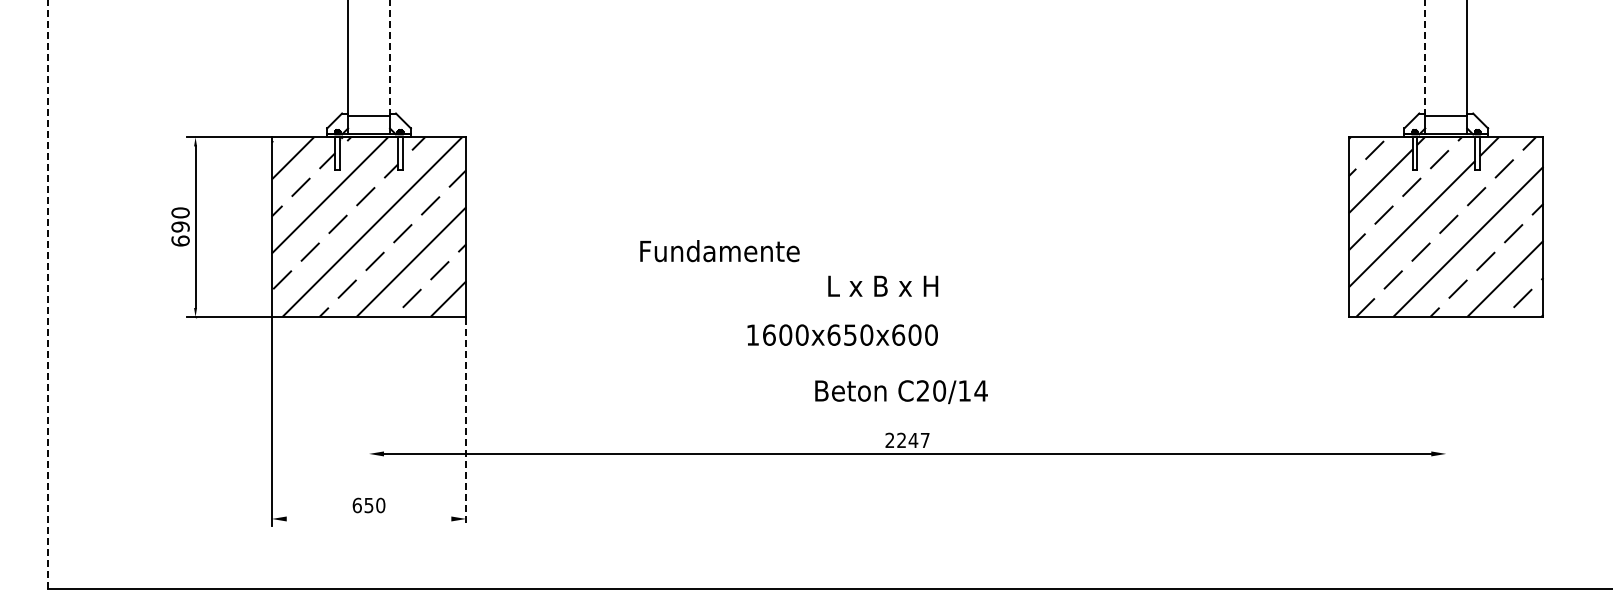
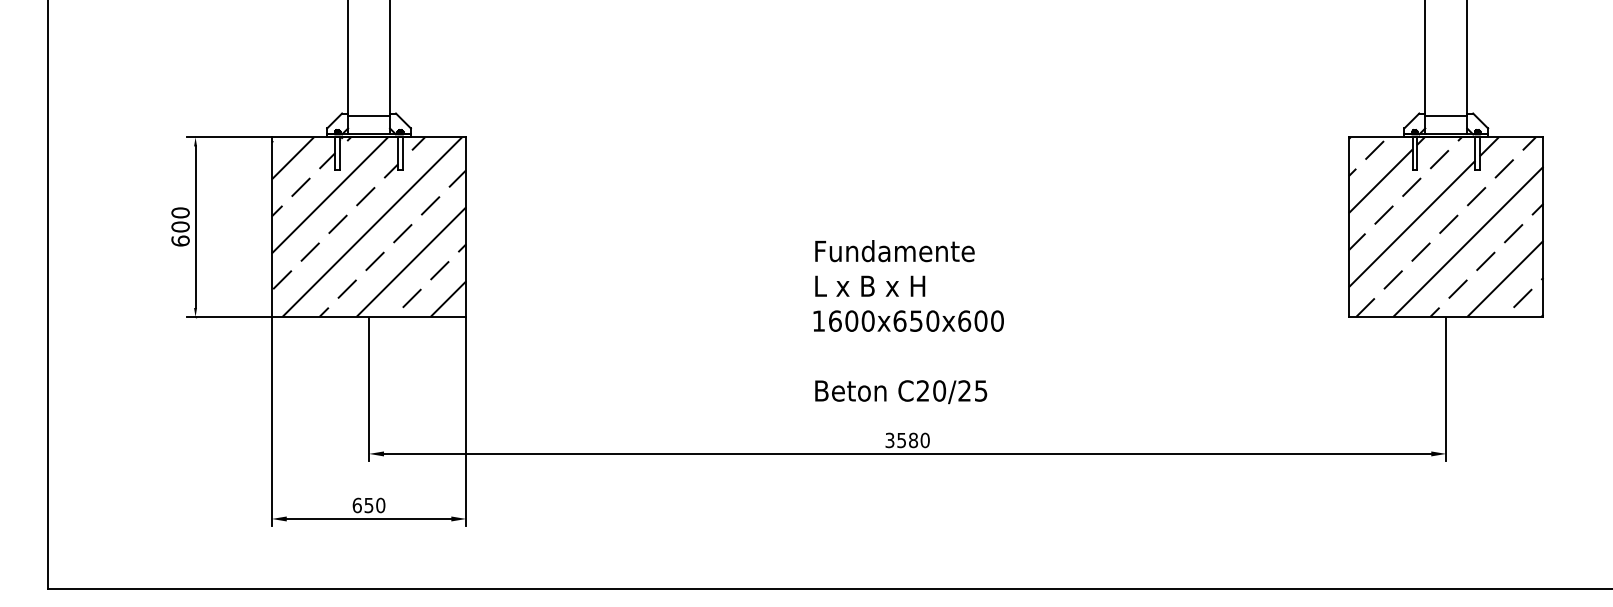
line: dashed -> solid (390, 58)
line: dashed -> solid (1425, 58)
text: 690 -> 600 (180, 226)
text position: (719, 251) -> (894, 251) (894, 251)
text position: (883, 285) -> (870, 285) (870, 285)
line: dashed -> solid (48, 293)
text position: (842, 334) -> (908, 320) (908, 320)
line: none -> present (369, 389)
line: none -> present (1446, 389)
text: C20/14 -> C20/25 (972, 390)
line: dashed -> solid (466, 422)
text: 2247 -> 3580 (907, 440)
line: none -> present (368, 518)
